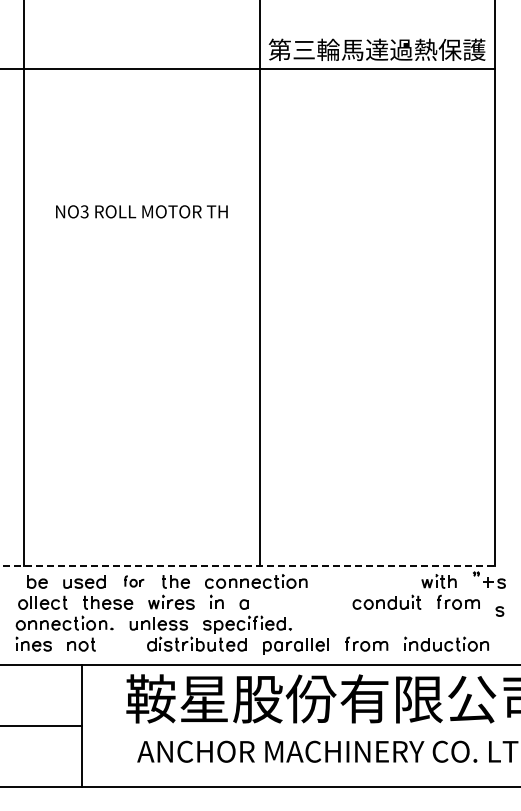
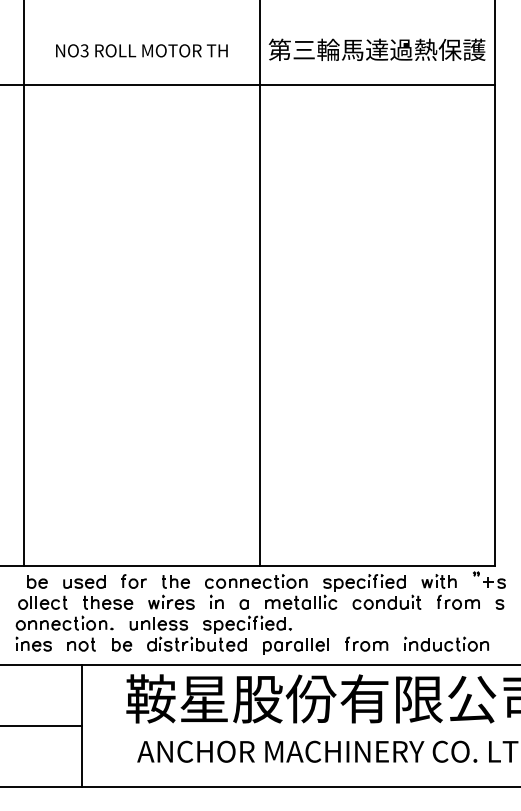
line position: (248, 68) -> (248, 84) (248, 84)
text position: (141, 211) -> (141, 50) (141, 50)
line: dashed -> solid (248, 565)
part size: 21x13 px -> 26x15 px (133, 581)
part: none -> present (335, 591)
curve position: (499, 611) -> (499, 604) (499, 604)
part: none -> present (122, 644)
